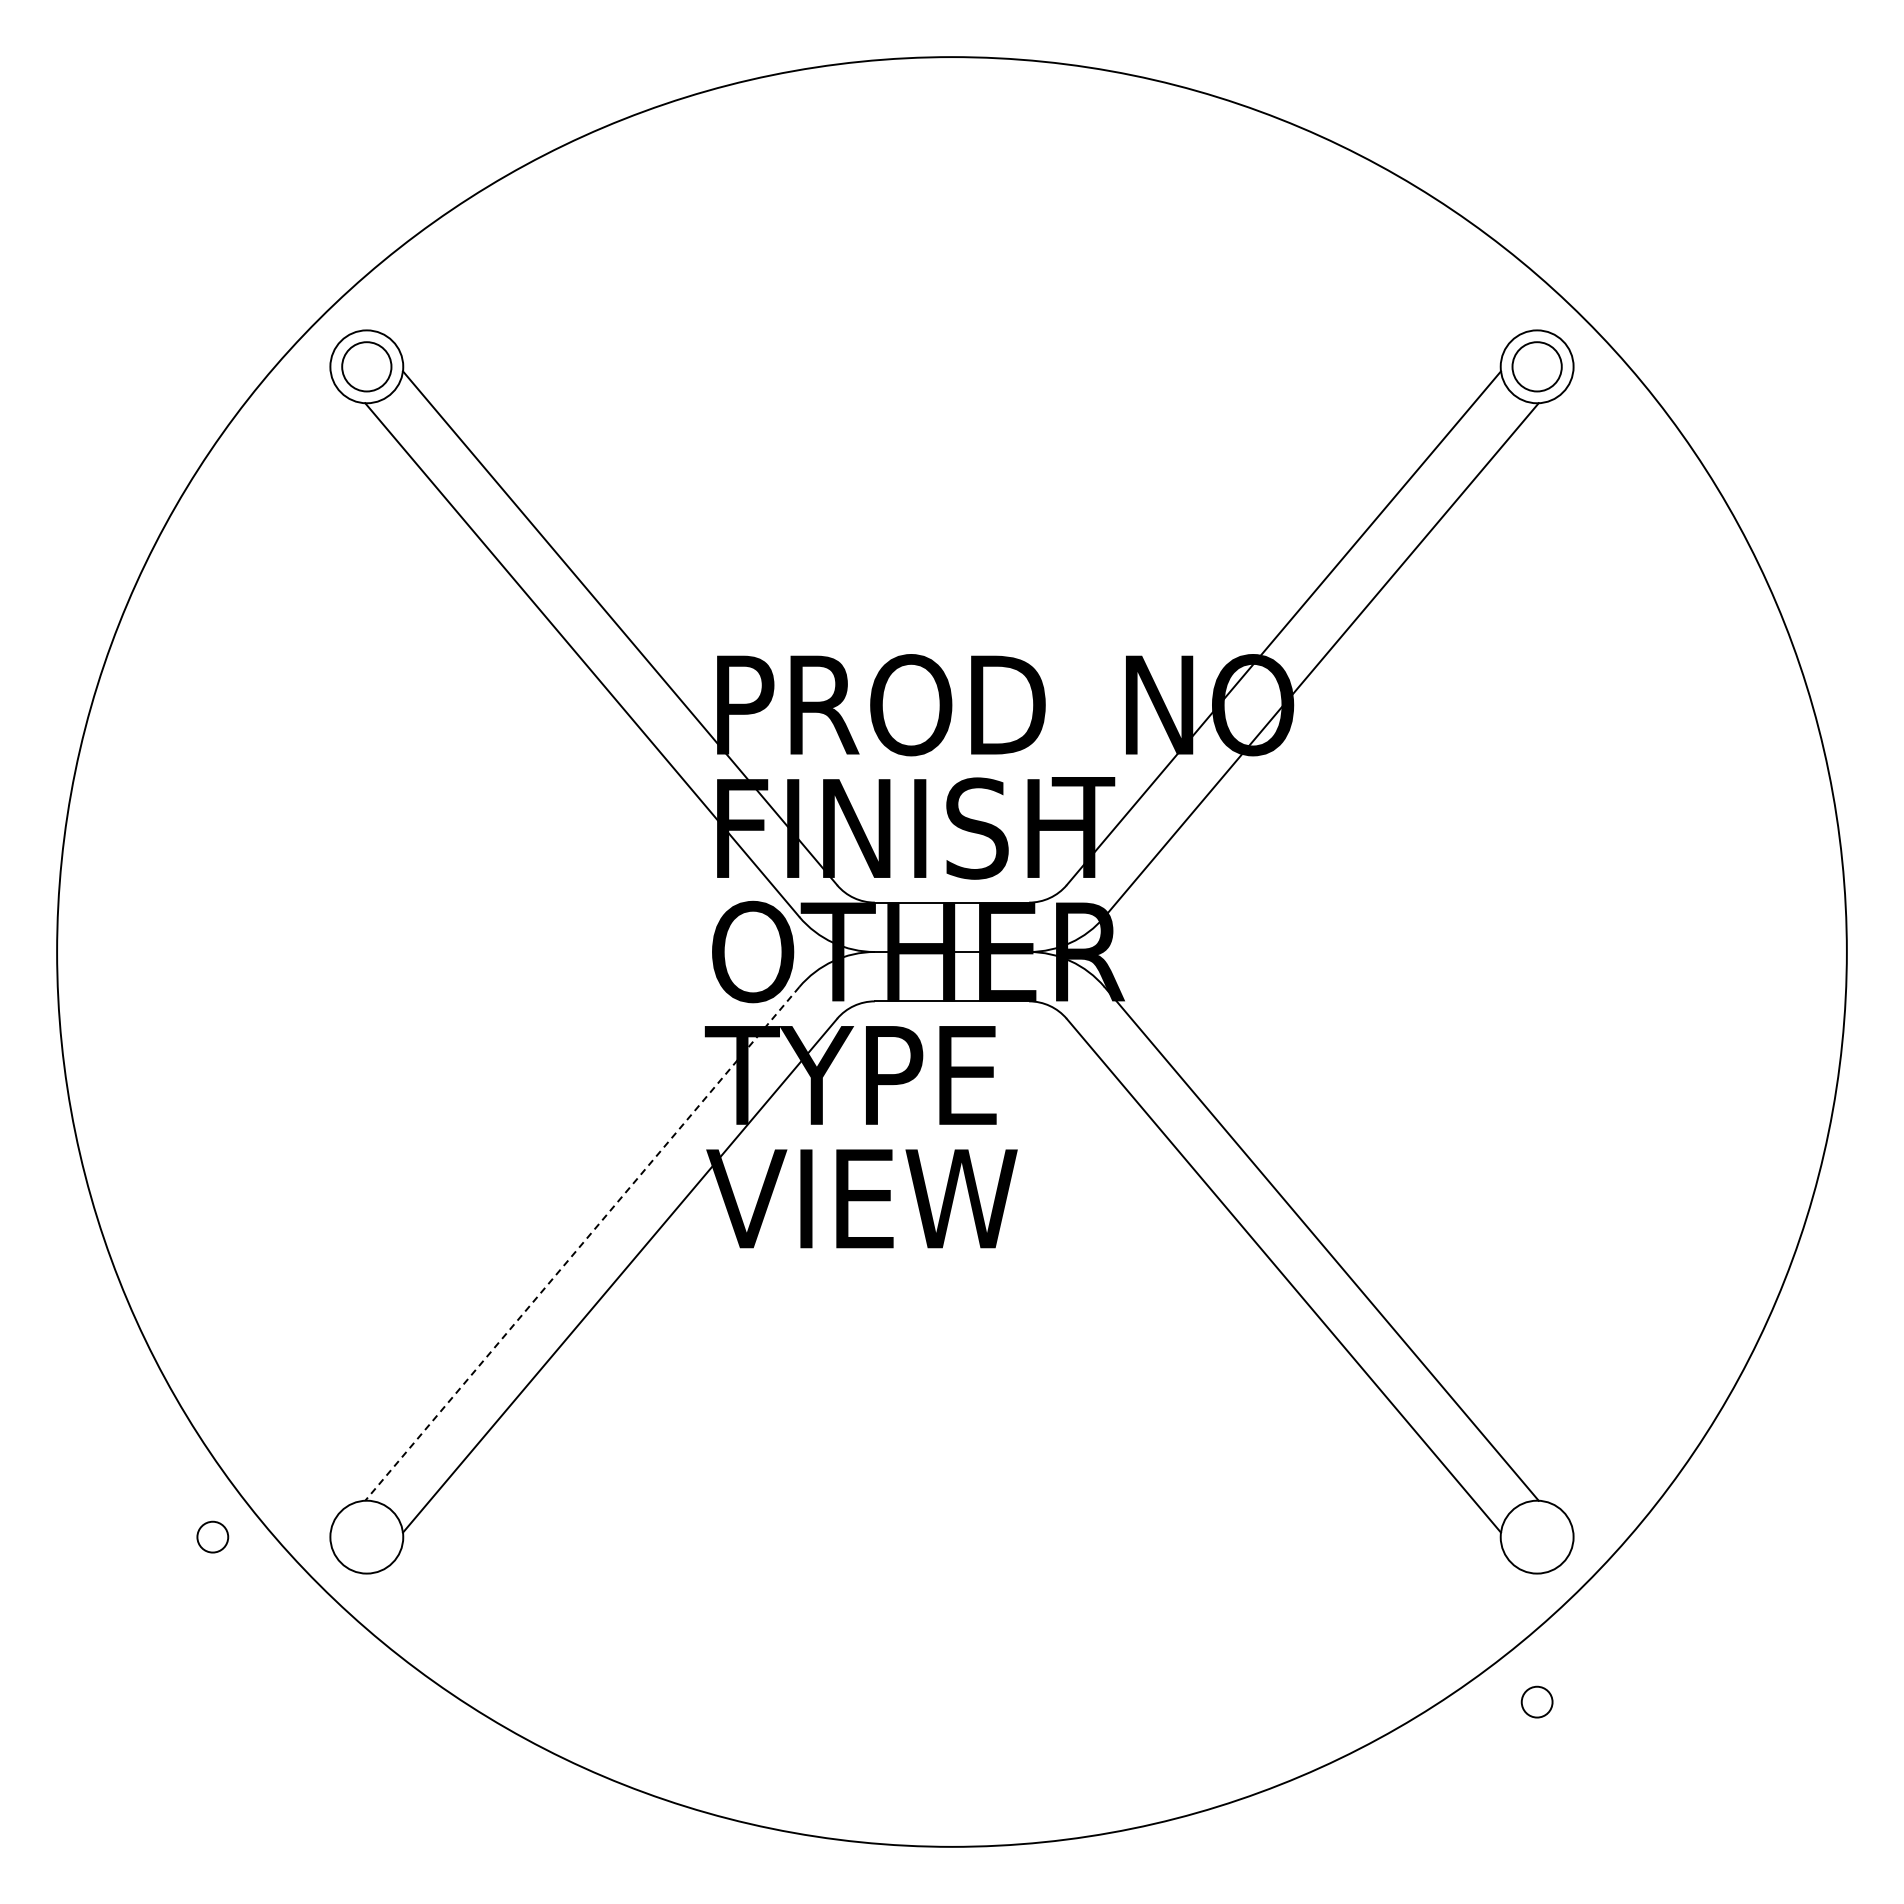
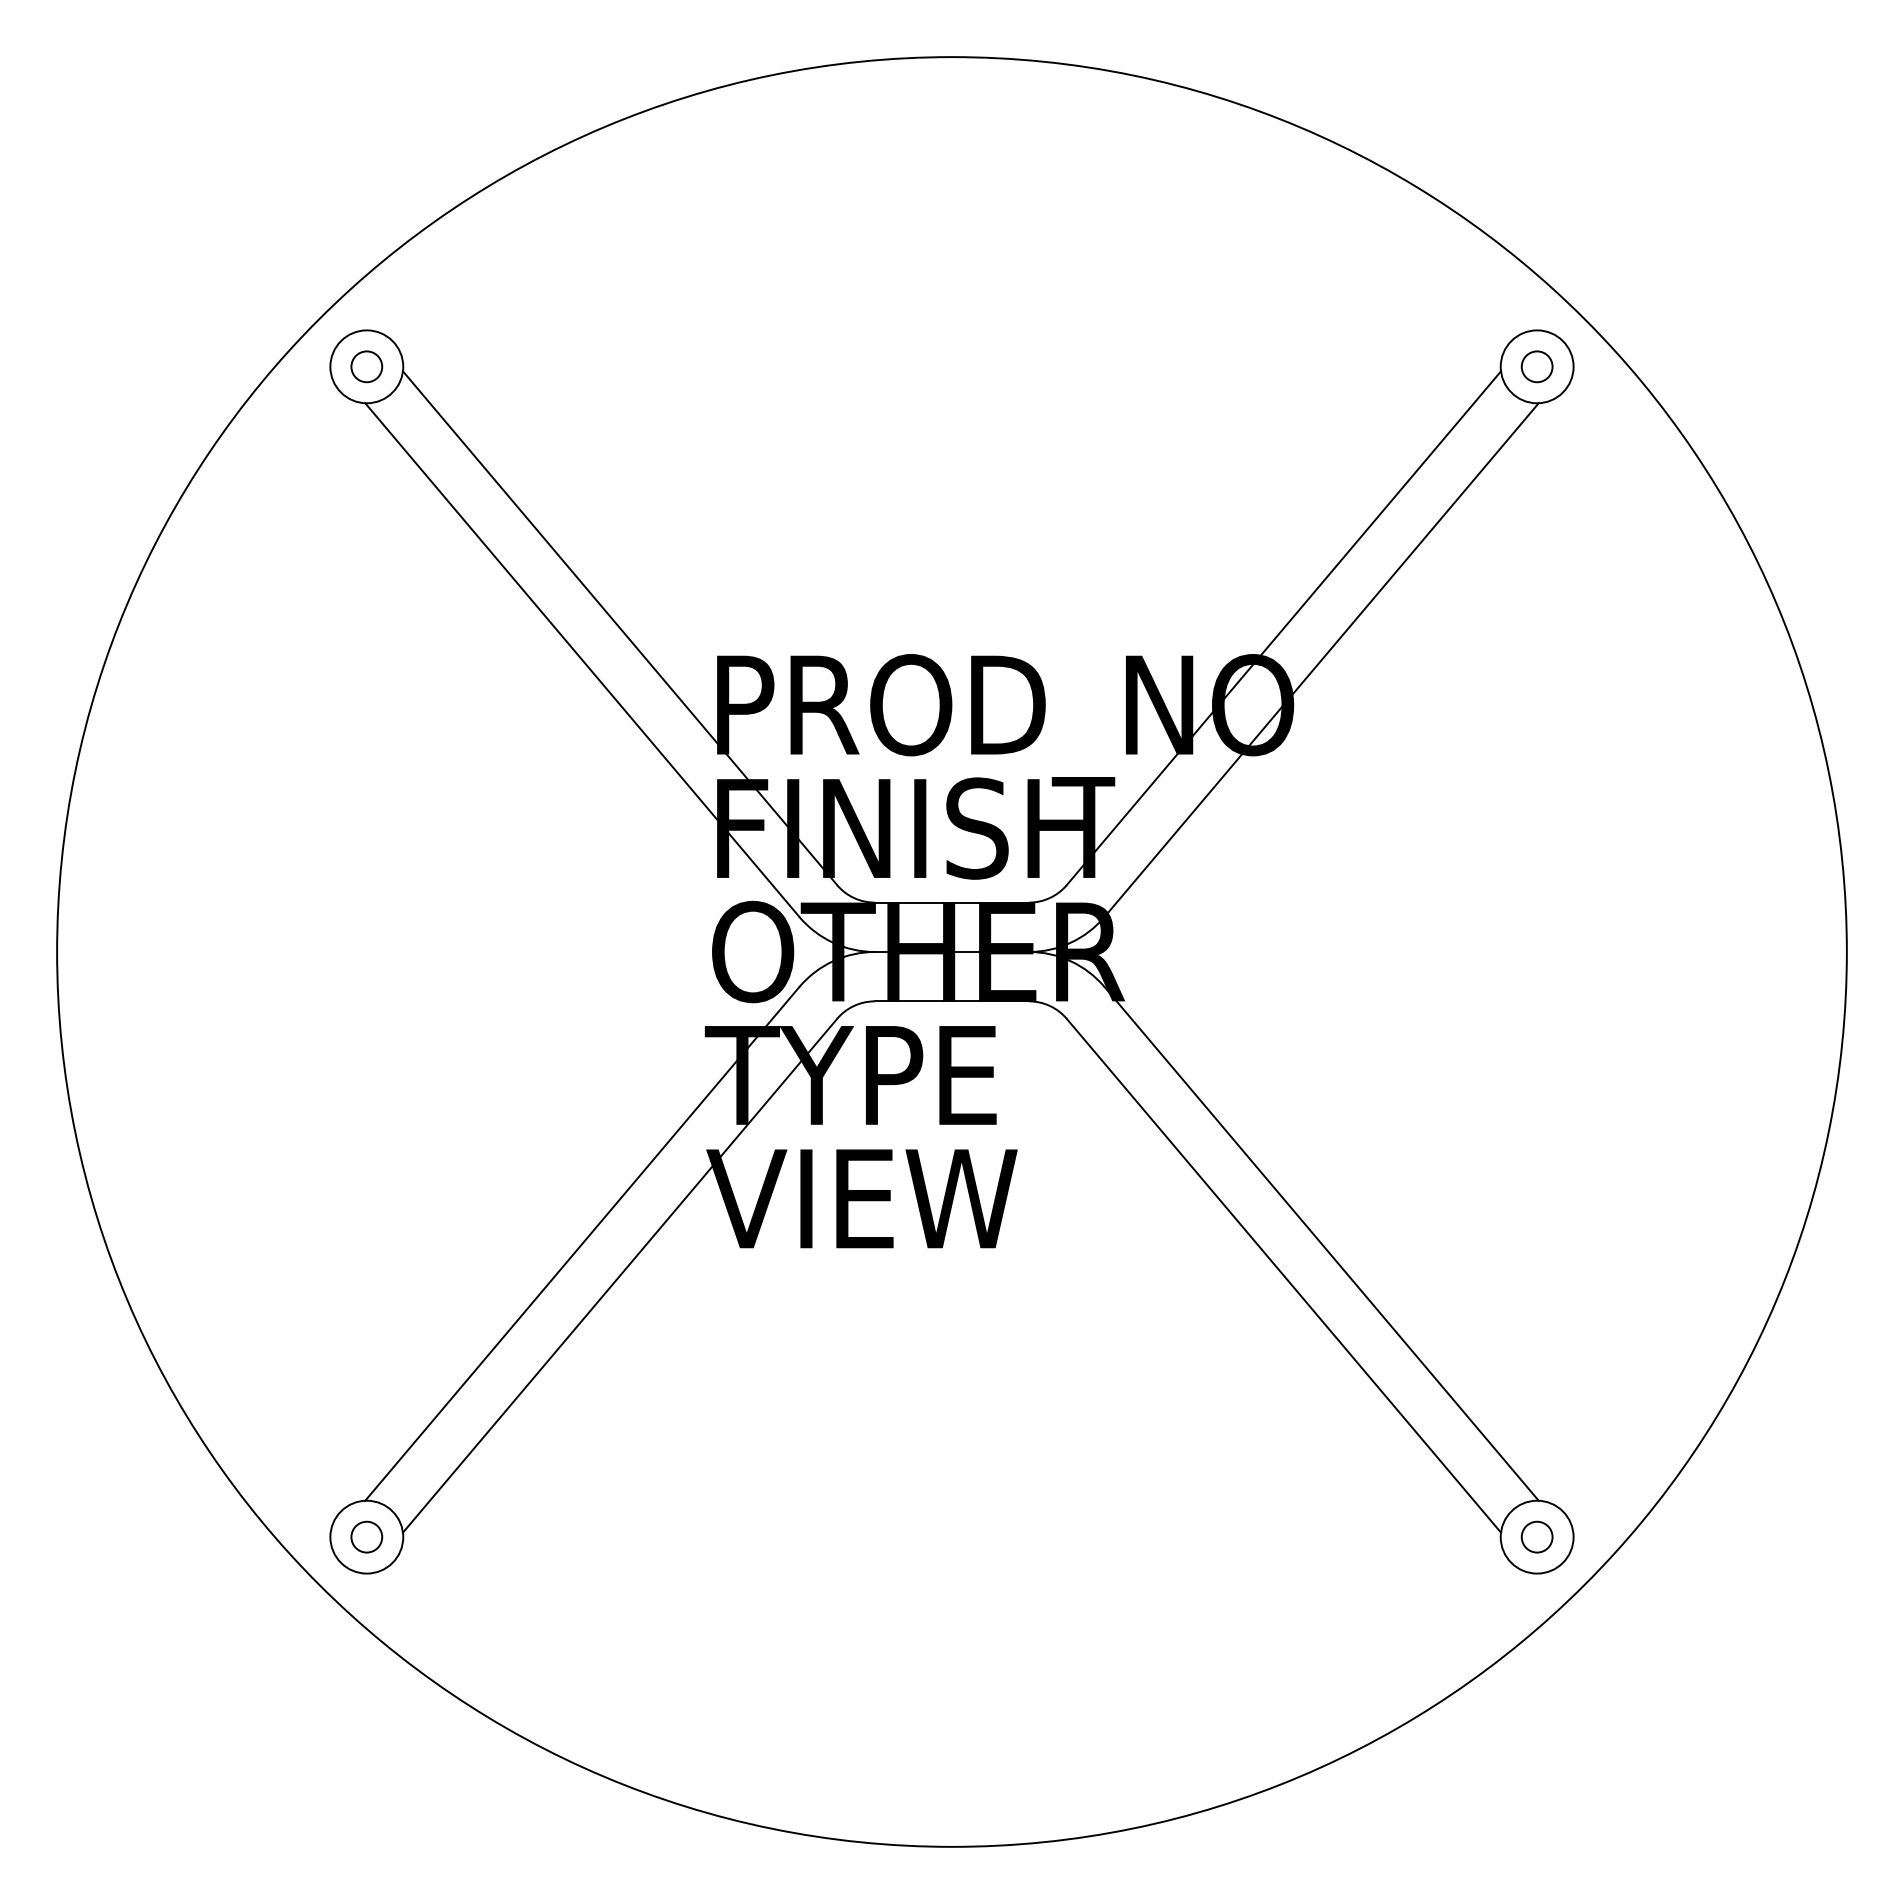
circle diameter: 49 px -> 31 px (366, 366)
circle diameter: 49 px -> 31 px (1536, 366)
line: dashed -> solid (582, 1244)
circle position: (212, 1536) -> (366, 1536) (366, 1536)
circle position: (1536, 1701) -> (1536, 1536) (1536, 1536)
